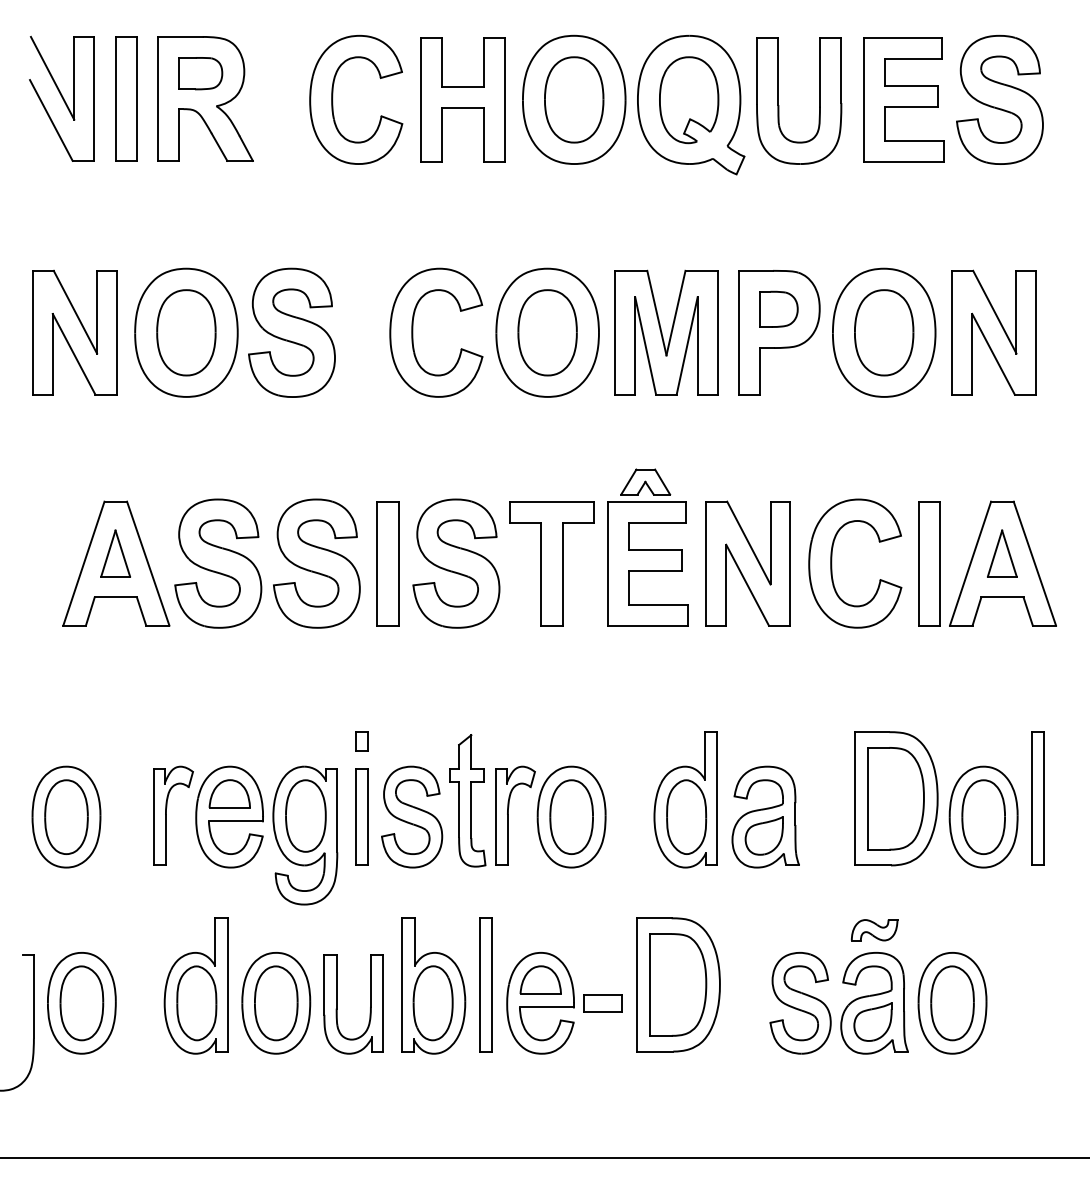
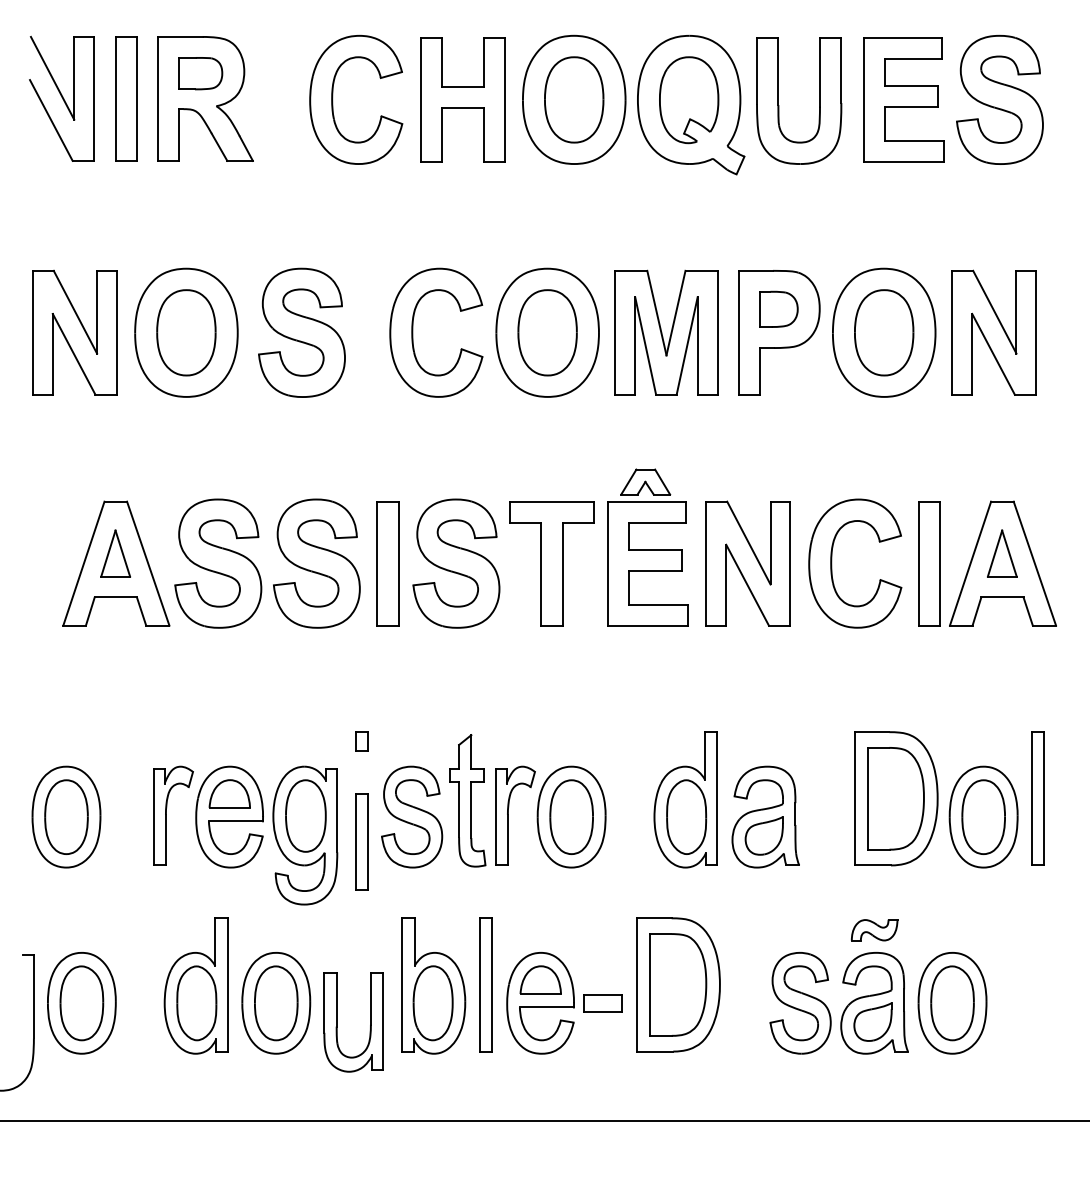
part position: (291, 332) -> (301, 332) (301, 332)
part position: (361, 816) -> (361, 841) (361, 841)
part position: (337, 1004) -> (337, 1022) (337, 1022)
line position: (544, 1158) -> (544, 1121) (544, 1121)
